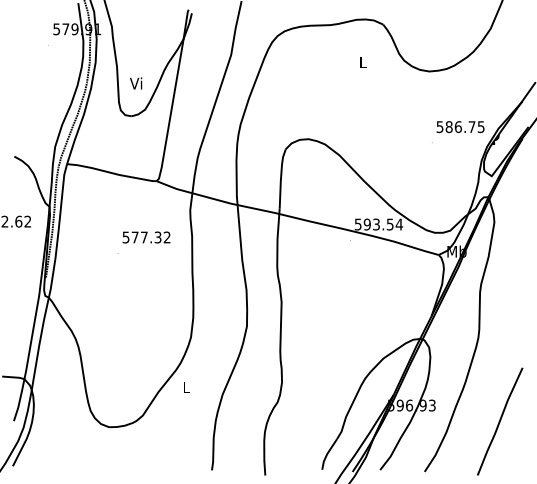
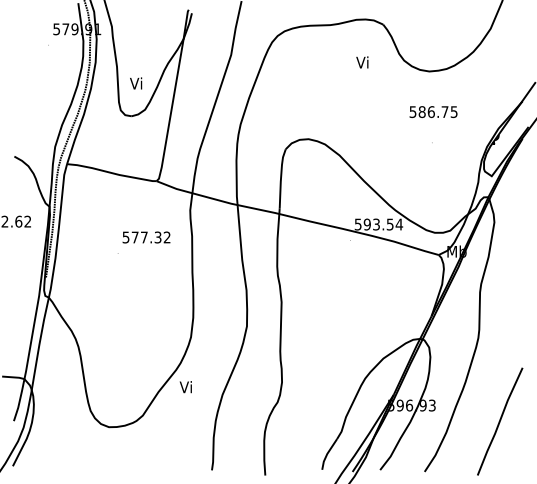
text: L -> Vi (362, 62)
text position: (460, 126) -> (433, 111) (433, 111)
text: L -> Vi (185, 387)
